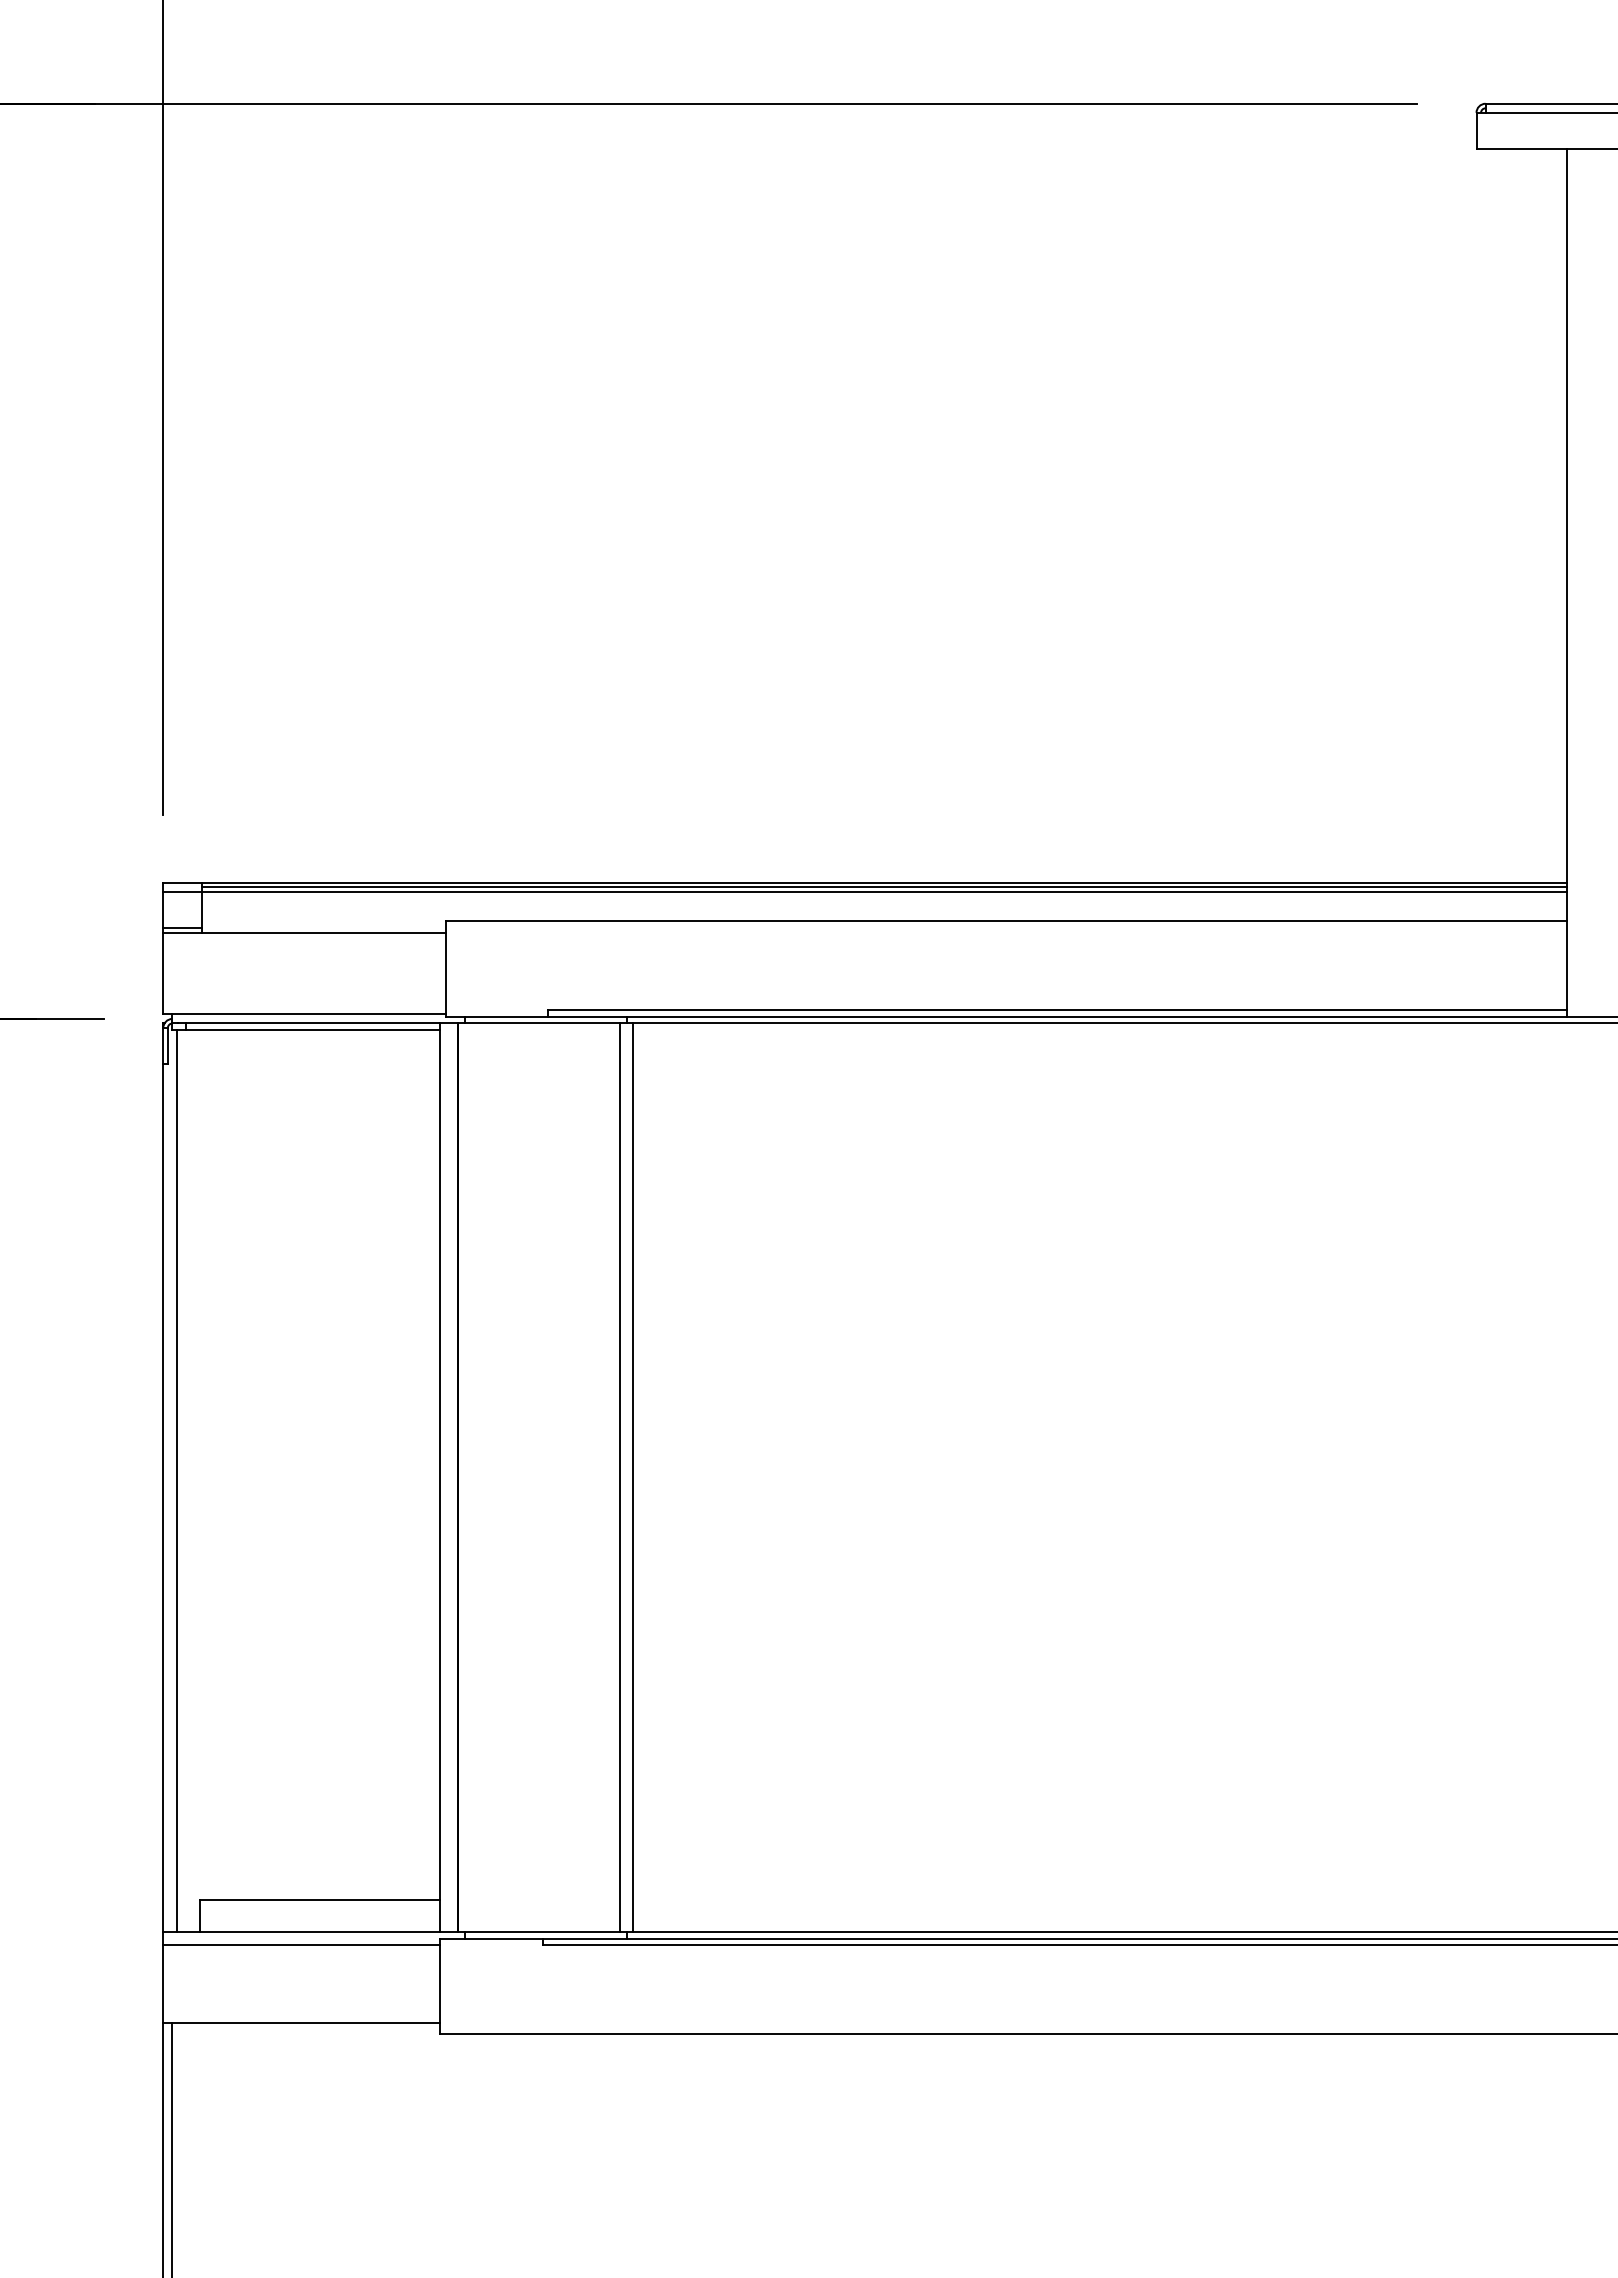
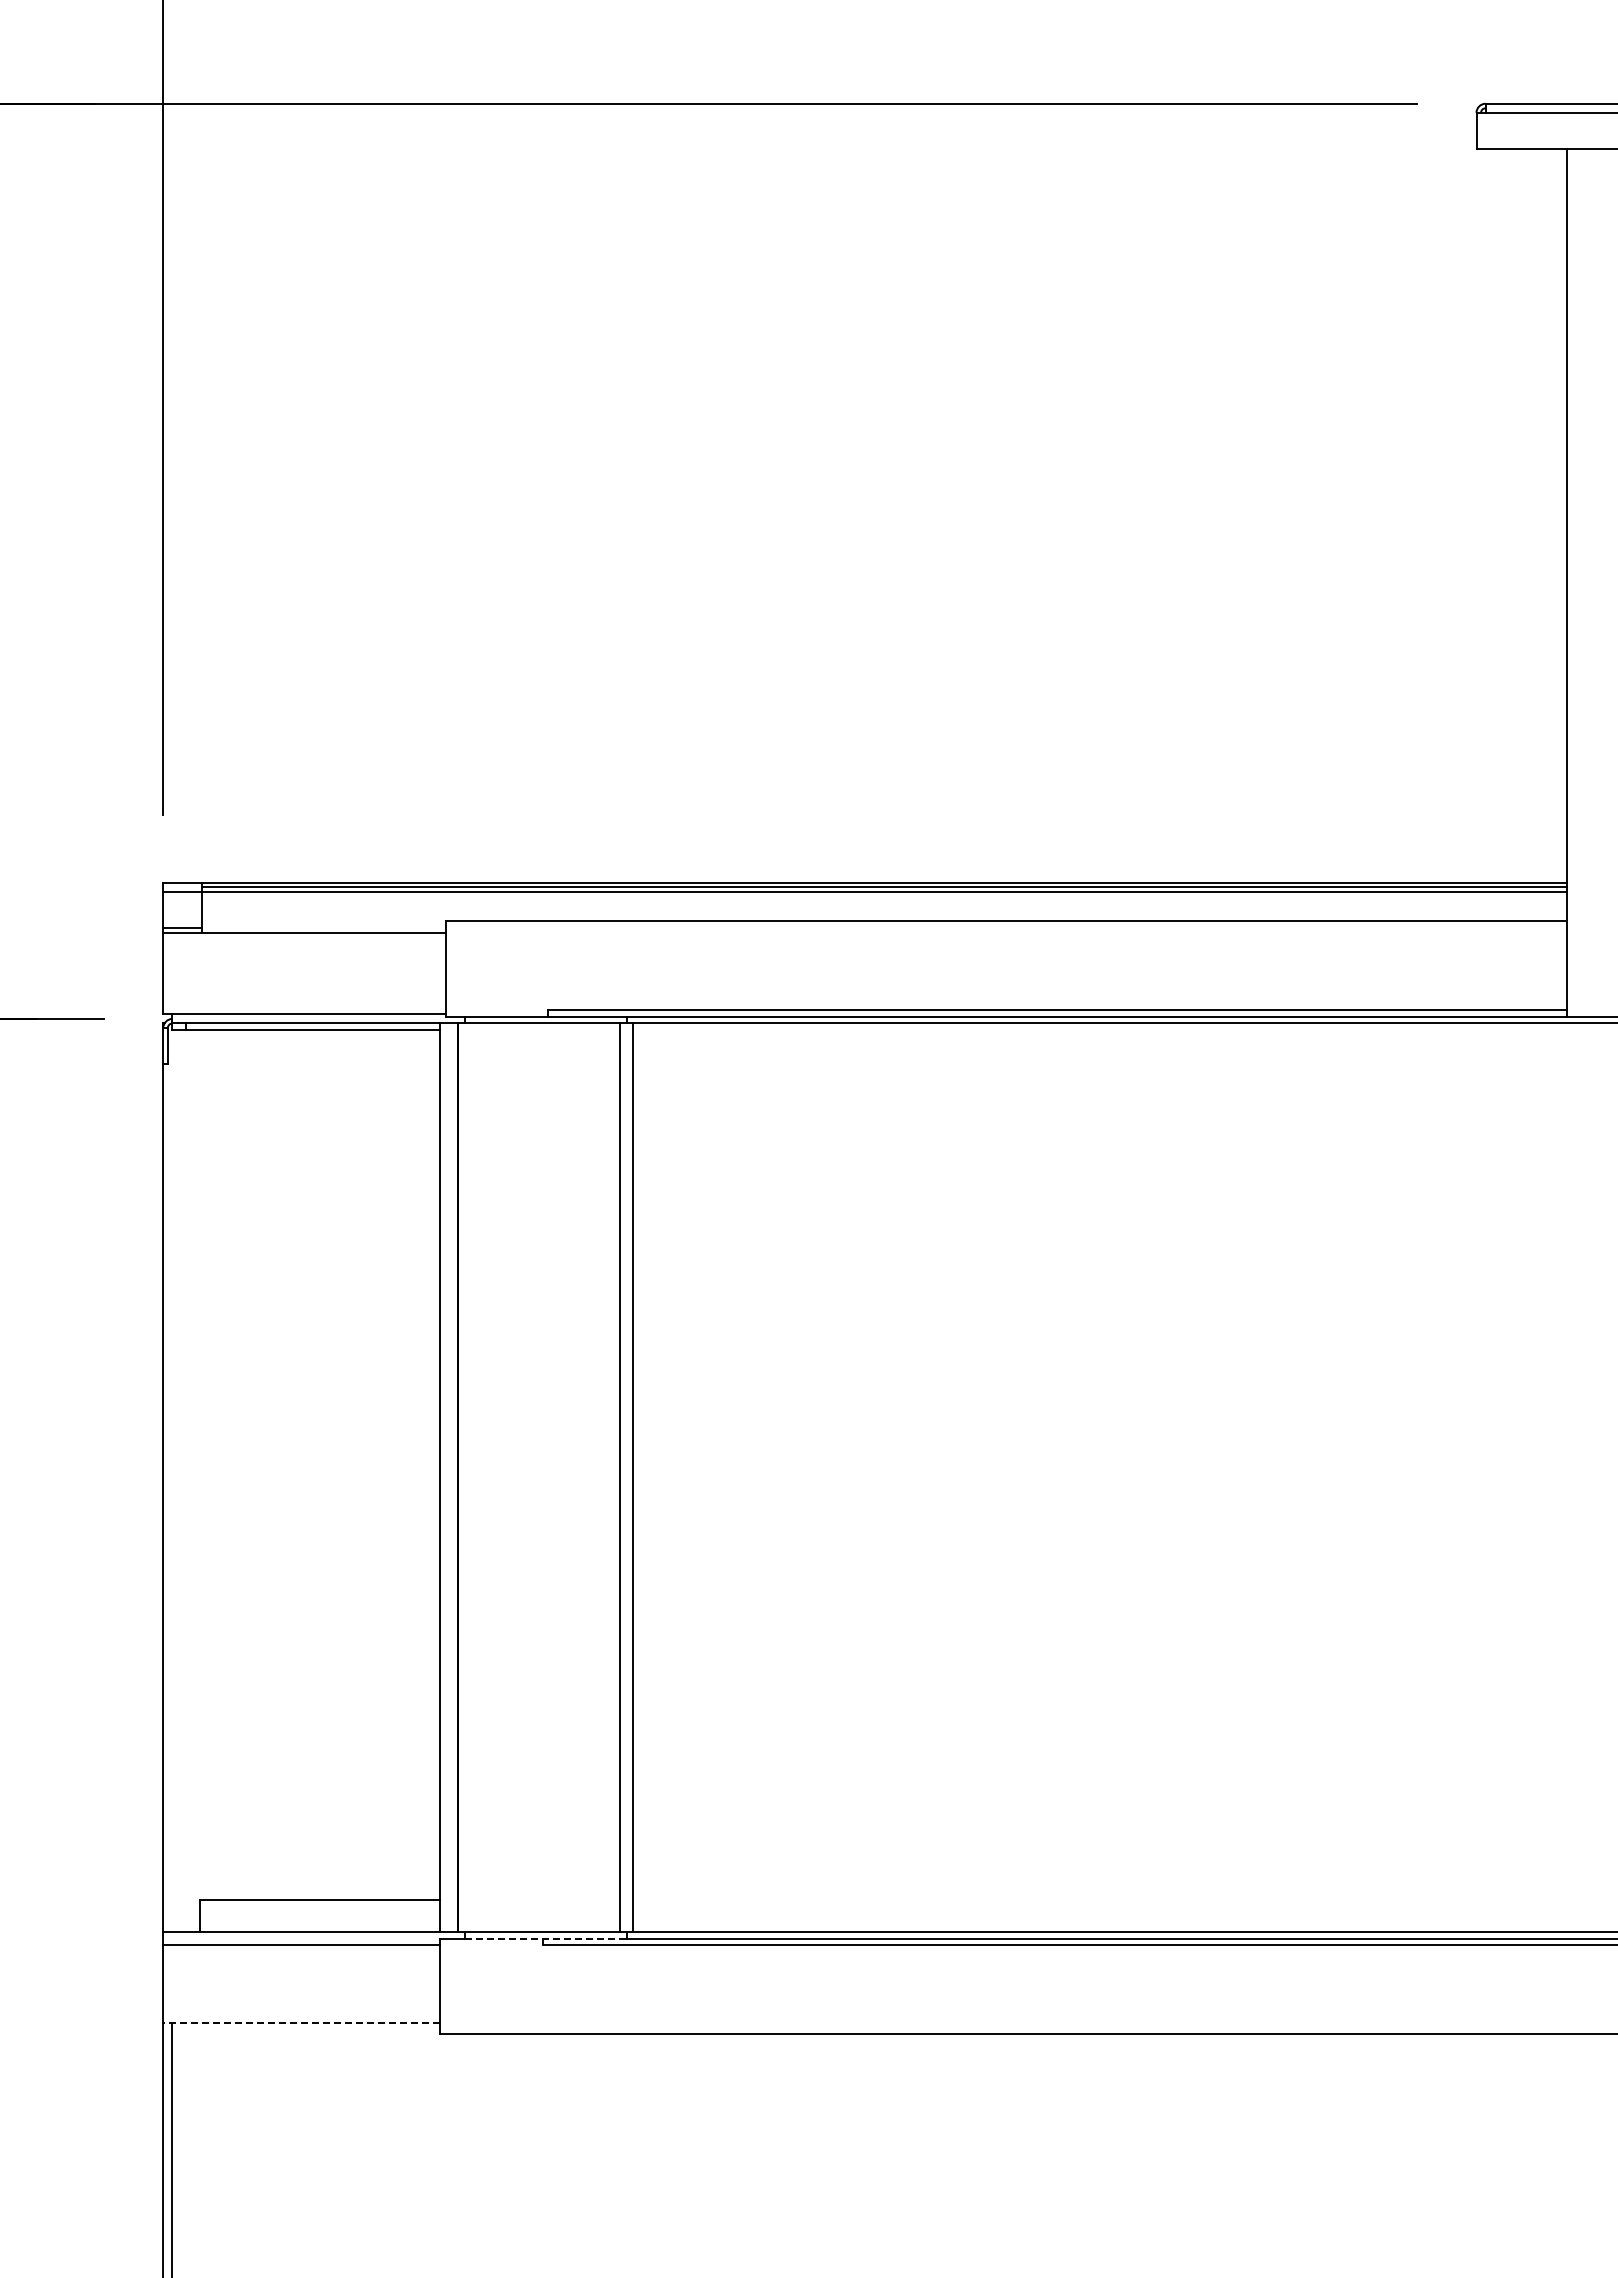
line: present -> none (176, 1480)
line: solid -> dashed (546, 1938)
line: solid -> dashed (301, 2022)
